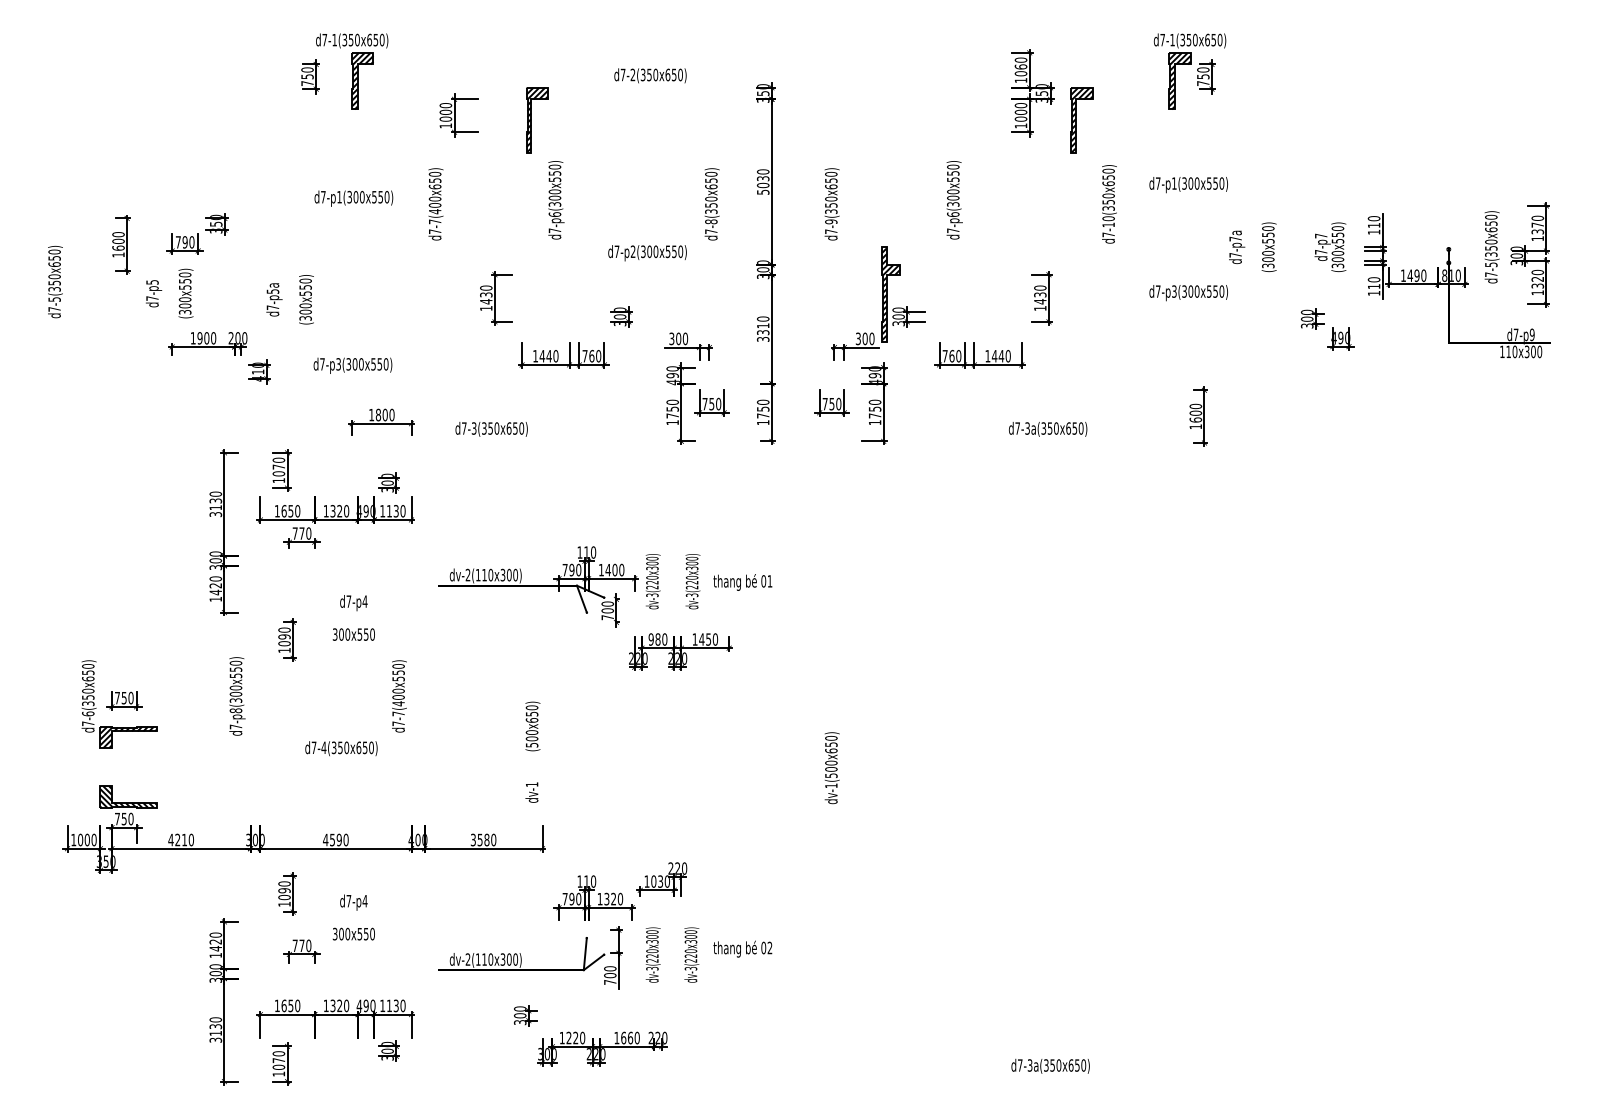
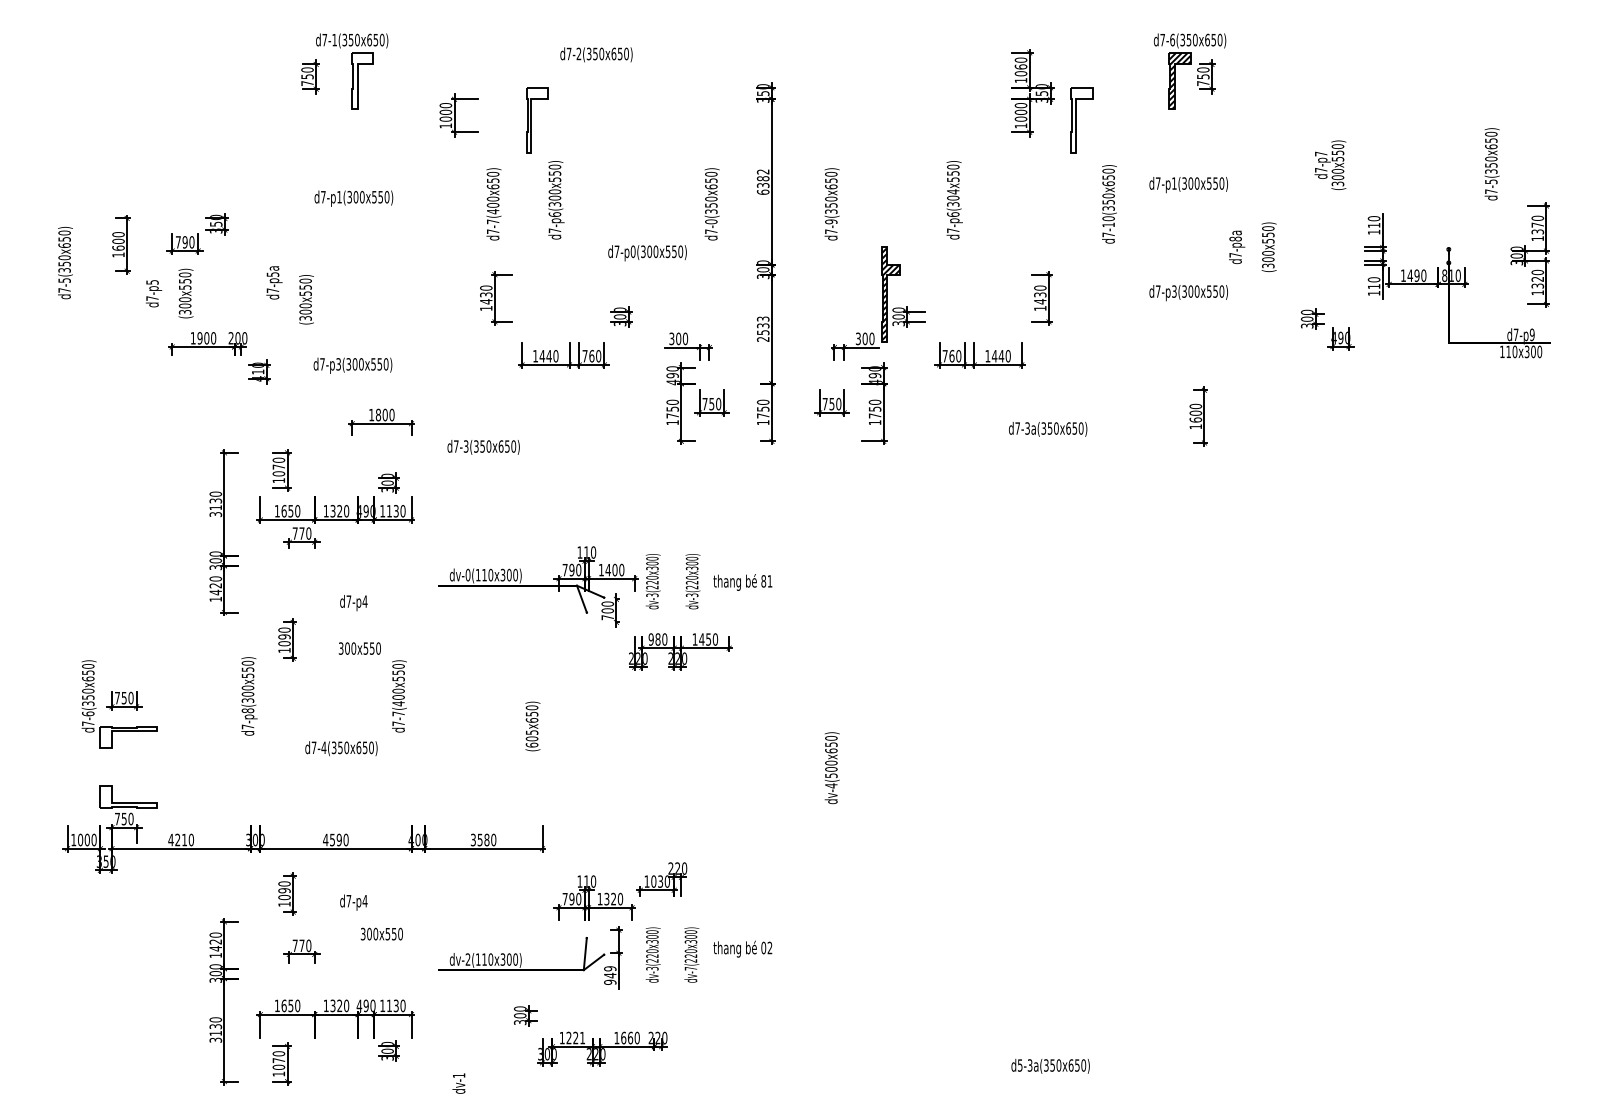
text: d7-1(350x650) -> d7-6(350x650) (1172, 39)
text position: (650, 75) -> (596, 54) (596, 54)
hatch: present -> none (362, 80)
hatch: present -> none (536, 119)
hatch: present -> none (1081, 119)
text: 5030 -> 6382 (762, 181)
text: d7-p6(300x550) -> d7-p6(304x550) (953, 191)
text position: (435, 204) -> (493, 204) (493, 204)
text: d7-8(350x650) -> d7-0(350x650) (711, 221)
text: d7-p7a -> d7-p8a (1235, 238)
text position: (1330, 246) -> (1330, 164) (1330, 164)
text position: (1491, 247) -> (1491, 164) (1491, 164)
text: d7-p2(300x550) -> d7-p0(300x550) (632, 251)
text position: (55, 282) -> (65, 263) (65, 263)
text position: (274, 299) -> (274, 282) (274, 282)
text: 3310 -> 2533 (762, 328)
text position: (491, 429) -> (483, 447) (483, 447)
text: dv-2(110x300) -> dv-0(110x300) (467, 574)
text: 01 -> 81 (763, 581)
text position: (353, 634) -> (359, 648) (359, 648)
text position: (237, 696) -> (249, 696) (249, 696)
hatch: present -> none (128, 737)
text: (500x650) -> (605x650) (531, 738)
text: dv-1(500x650) -> dv-4(500x650) (831, 785)
text position: (531, 792) -> (458, 1083) (458, 1083)
hatch: present -> none (128, 796)
text position: (353, 933) -> (381, 933) (381, 933)
text: dv-3(220x300) -> dv-7(220x300) (690, 968)
text: 700 -> 949 (610, 975)
text: 1220 -> 1221 (582, 1037)
text: d7-3a(350x650) -> d5-3a(350x650) (1019, 1065)
